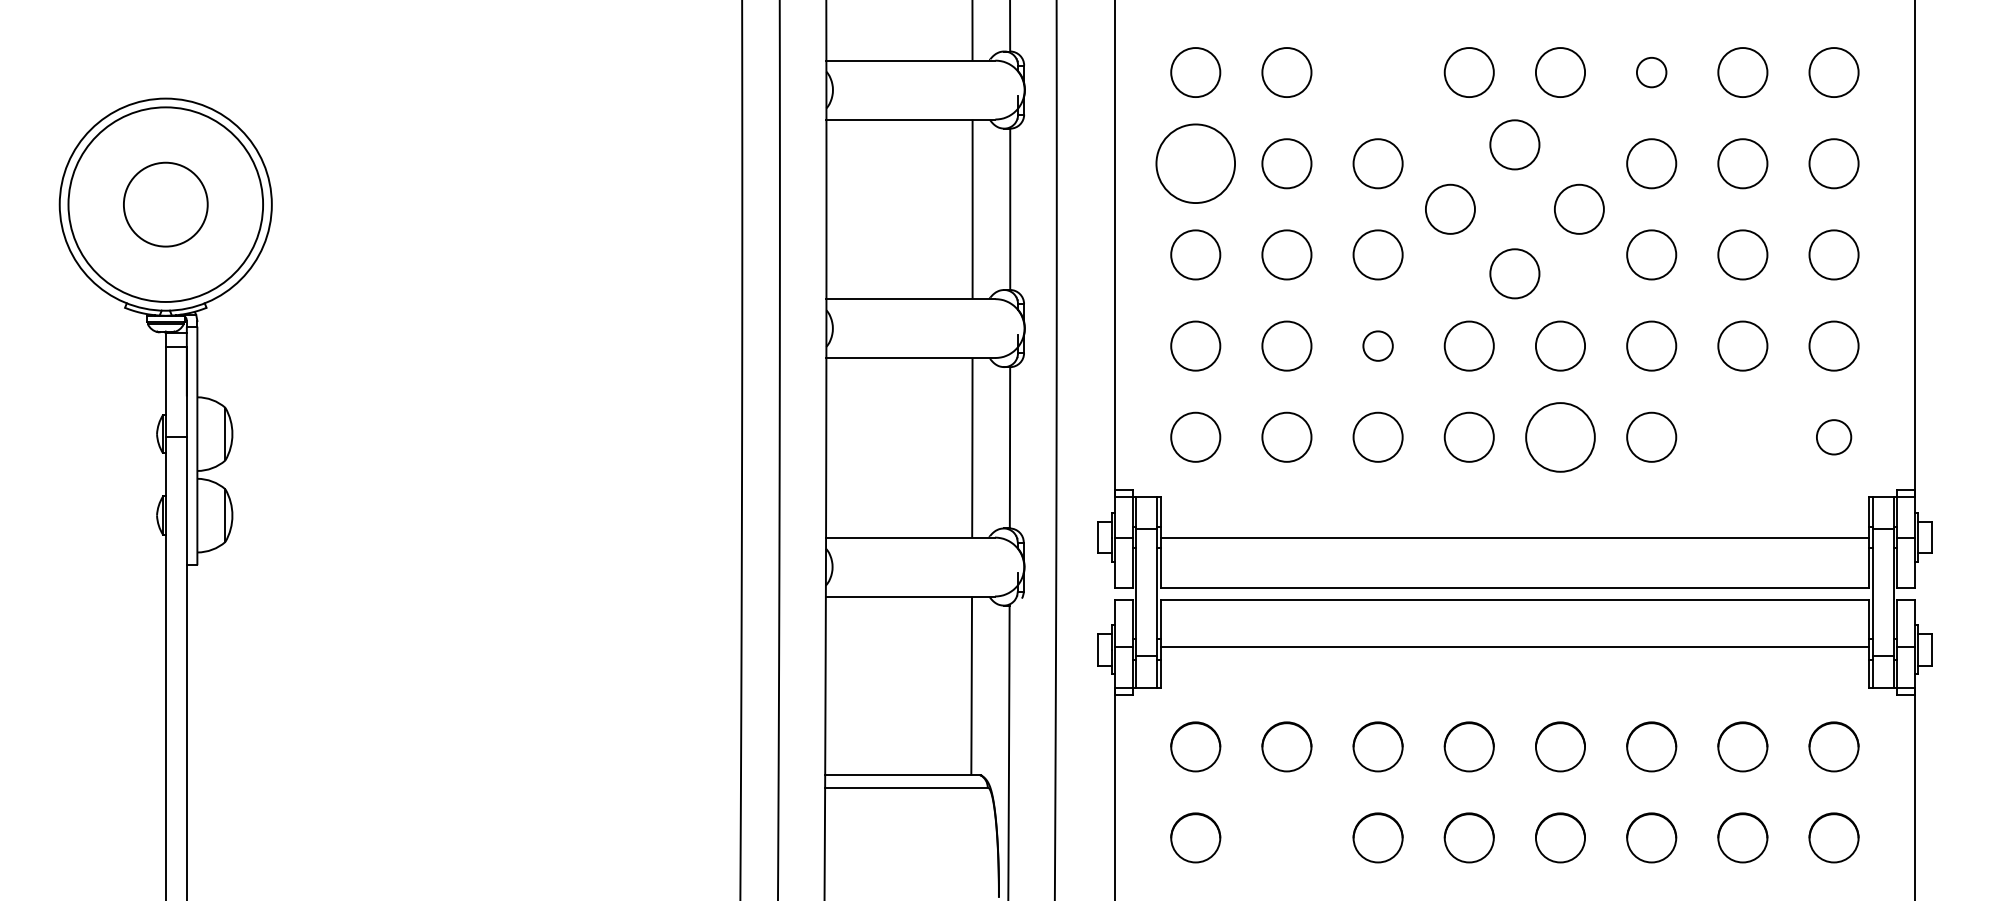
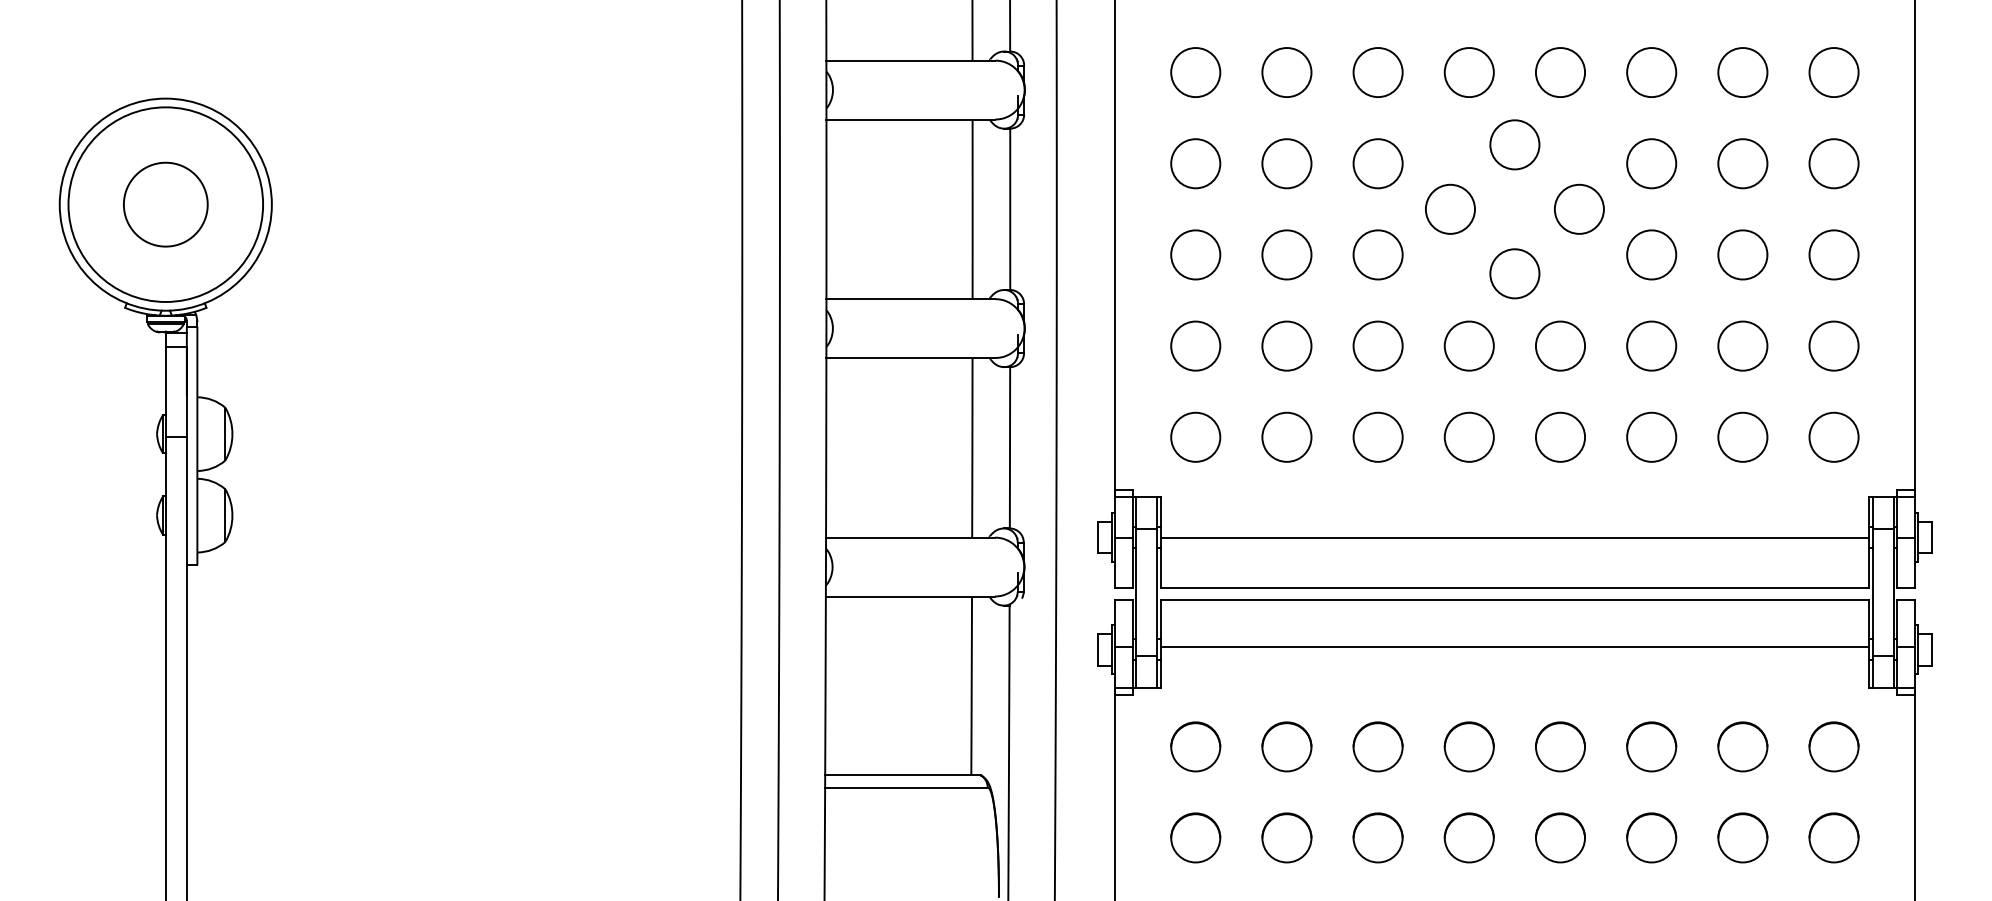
circle: none -> present (1377, 72)
circle diameter: 29 px -> 49 px (1651, 72)
circle diameter: 79 px -> 49 px (1195, 163)
circle diameter: 29 px -> 49 px (1377, 345)
circle: none -> present (1742, 436)
circle size: 71x71 px -> 51x52 px (1560, 436)
circle diameter: 34 px -> 49 px (1833, 436)
circle: none -> present (1286, 837)
